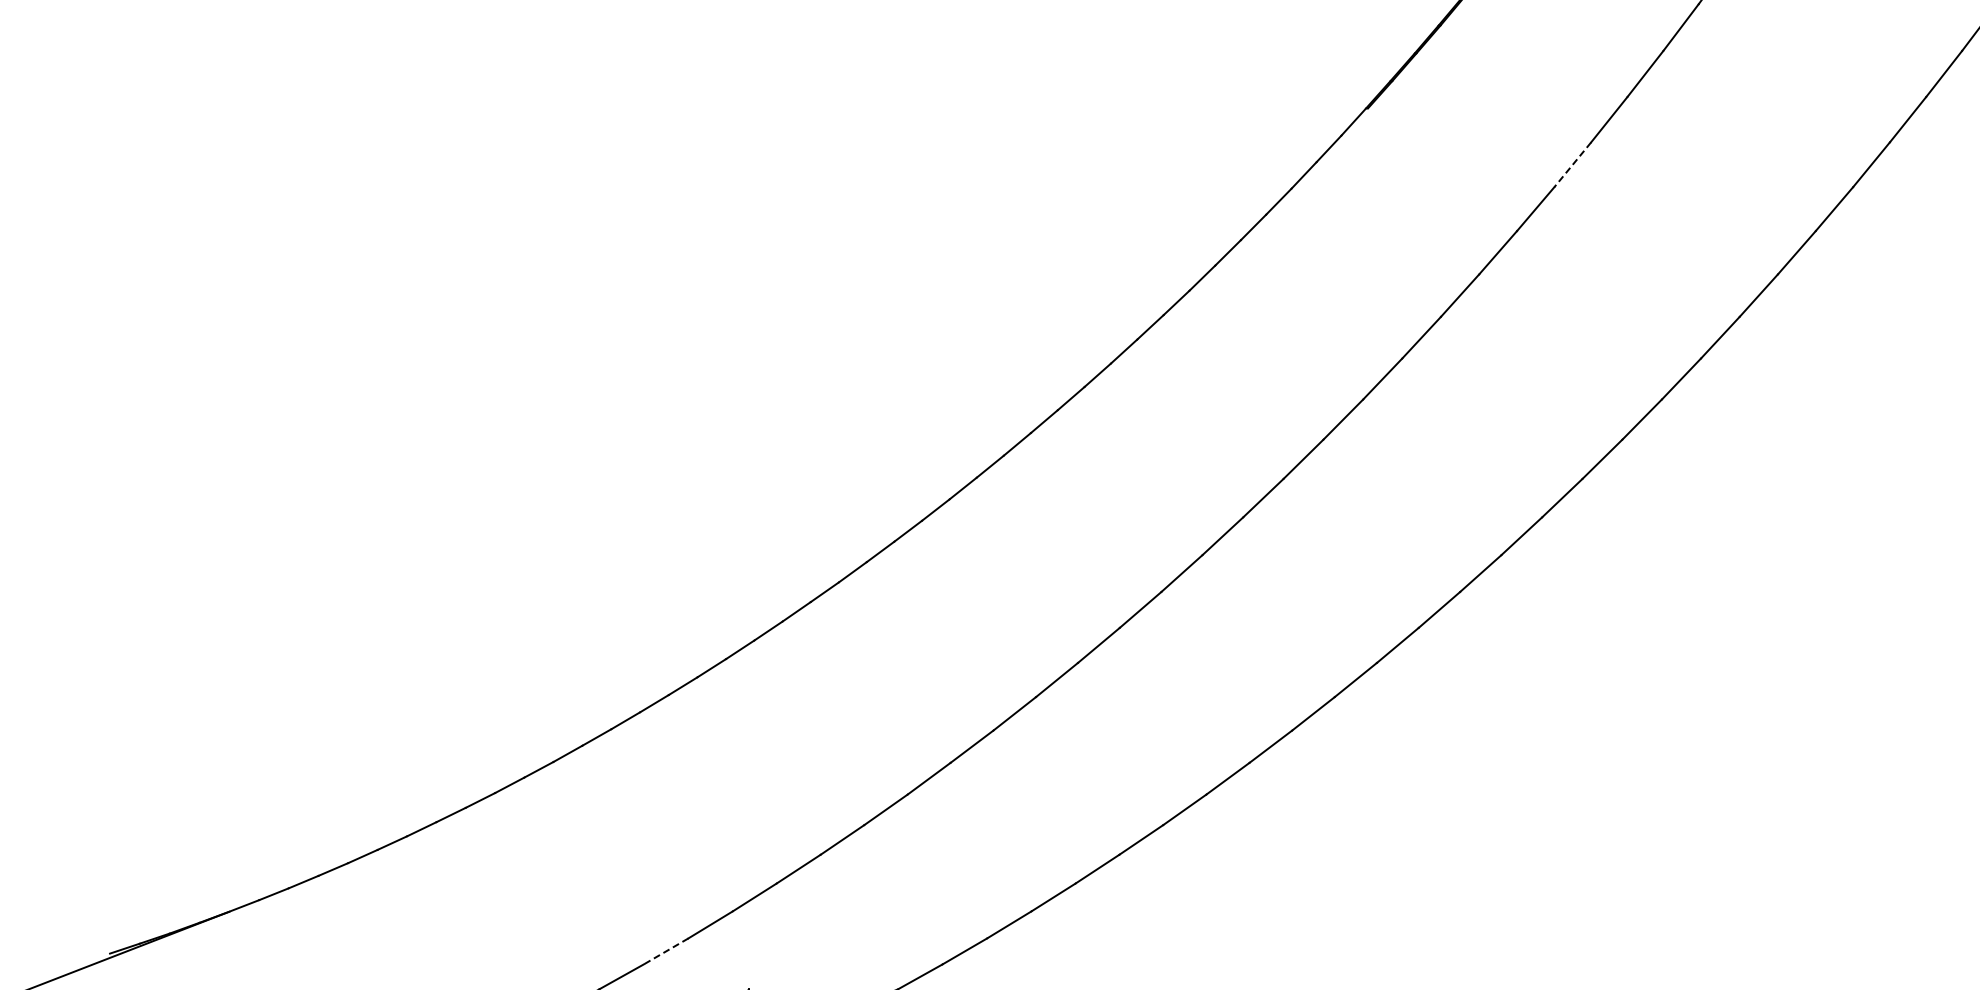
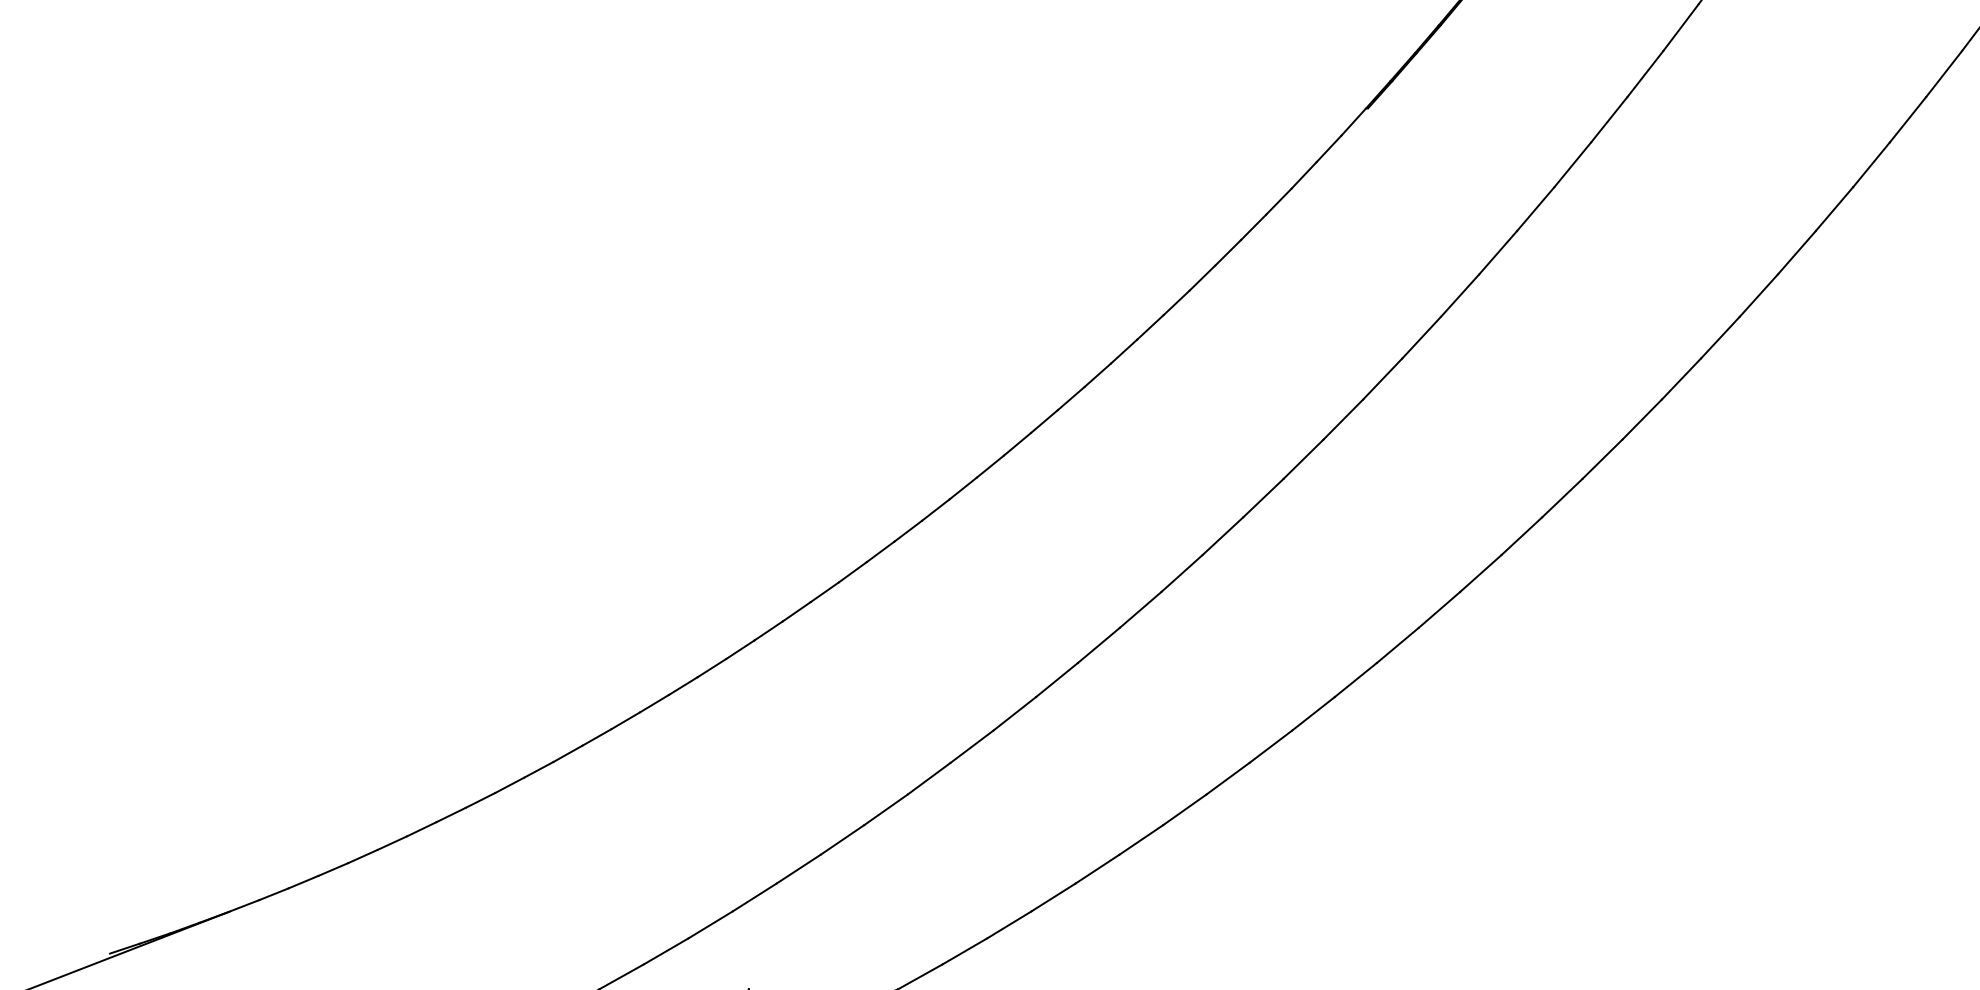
line: dashed -> solid (1572, 164)
line: dashed -> solid (666, 951)
